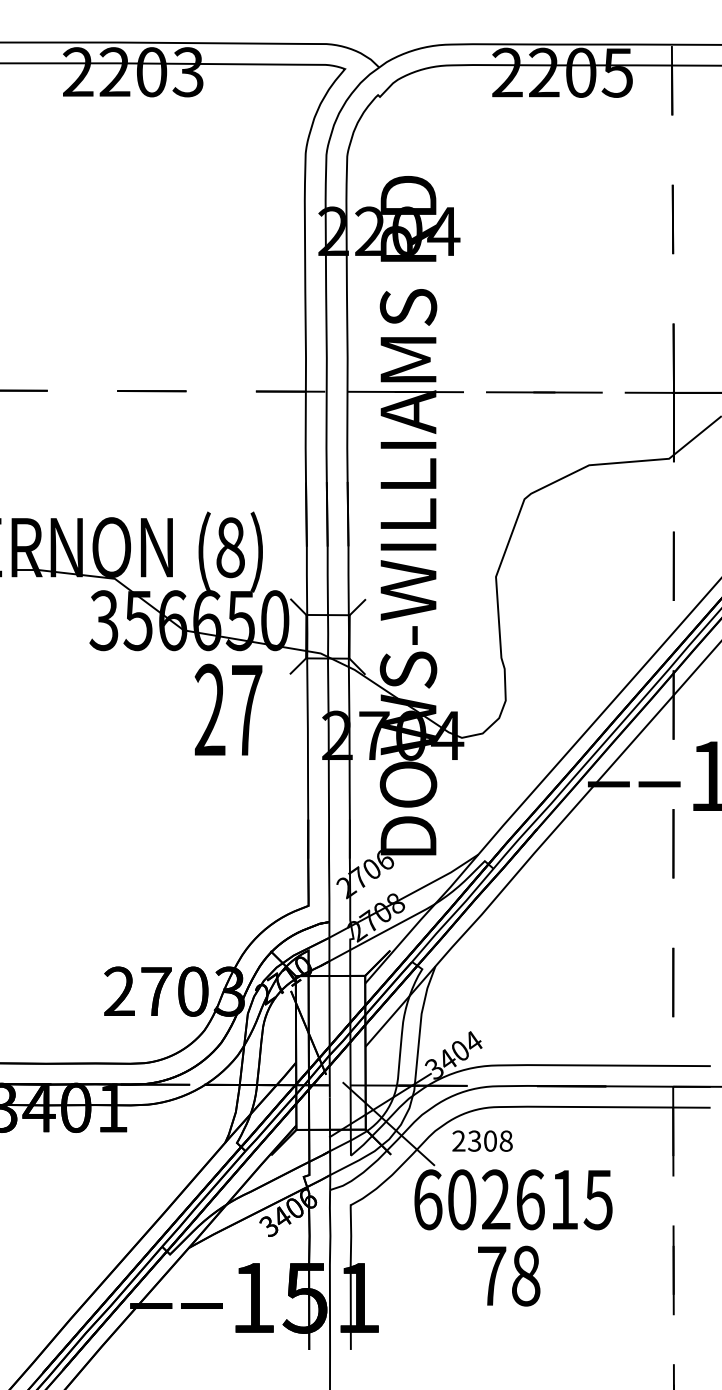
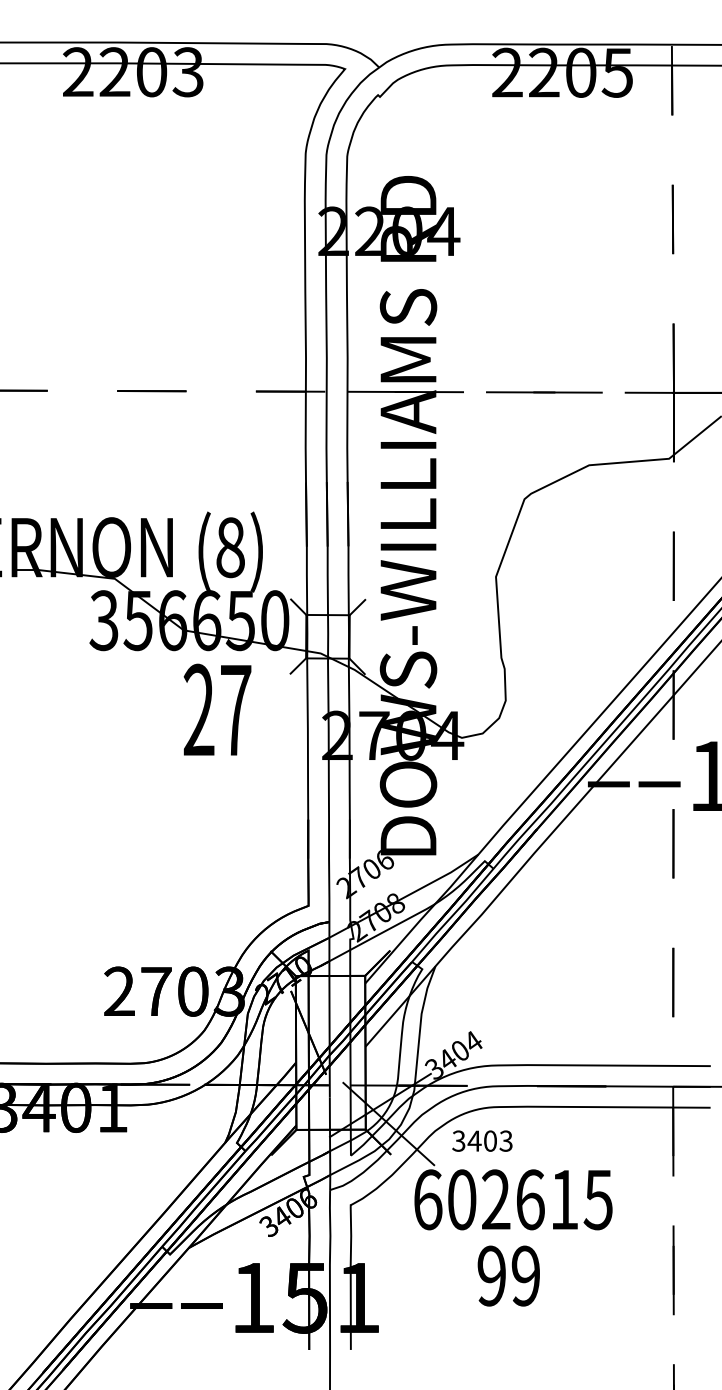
text position: (228, 709) -> (217, 709) (217, 709)
text: 2308 -> 3403 (482, 1140)
text: 78 -> 99 (508, 1275)
